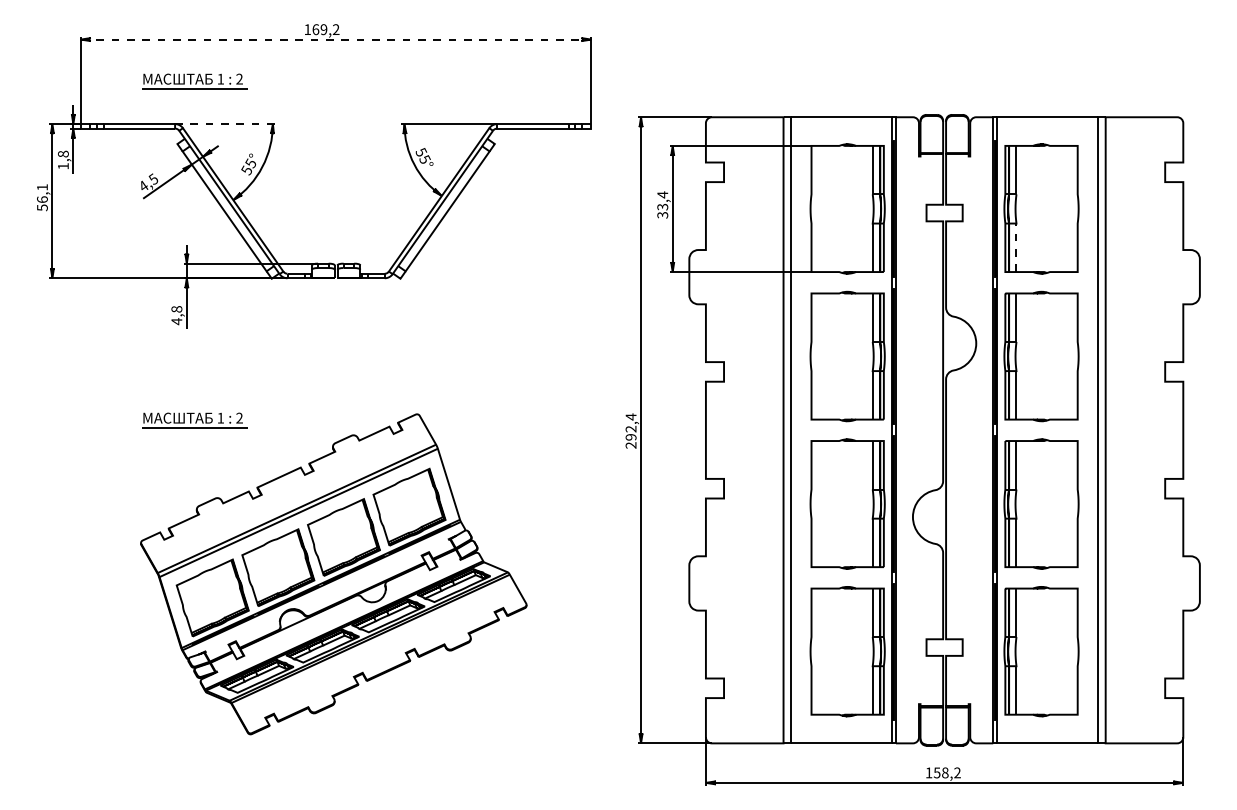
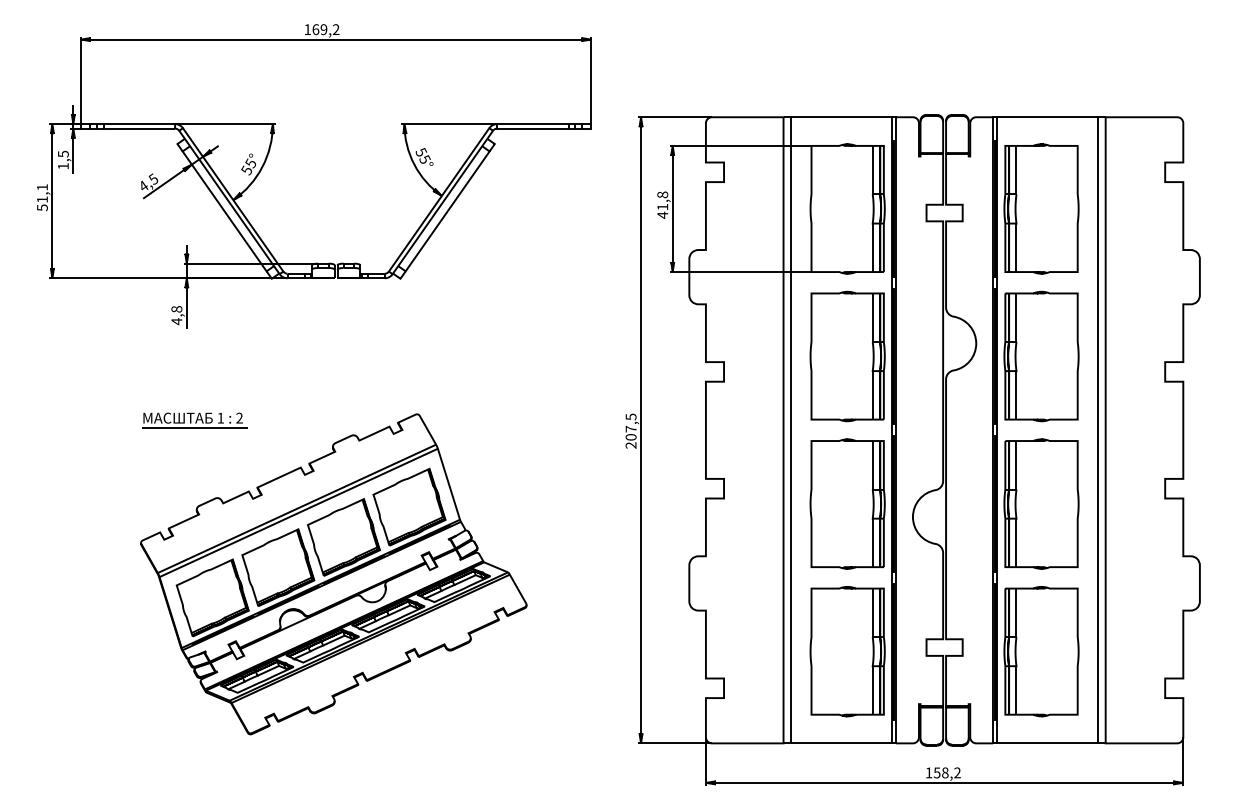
line: dashed -> solid (336, 39)
part: present -> none (194, 81)
line: dashed -> solid (226, 124)
text: 1,8 -> 1,5 (63, 153)
text: 56,1 -> 51,1 (42, 199)
text: 33,4 -> 41,8 (662, 204)
line: dashed -> solid (1016, 247)
text: 292,4 -> 207,5 (630, 427)
